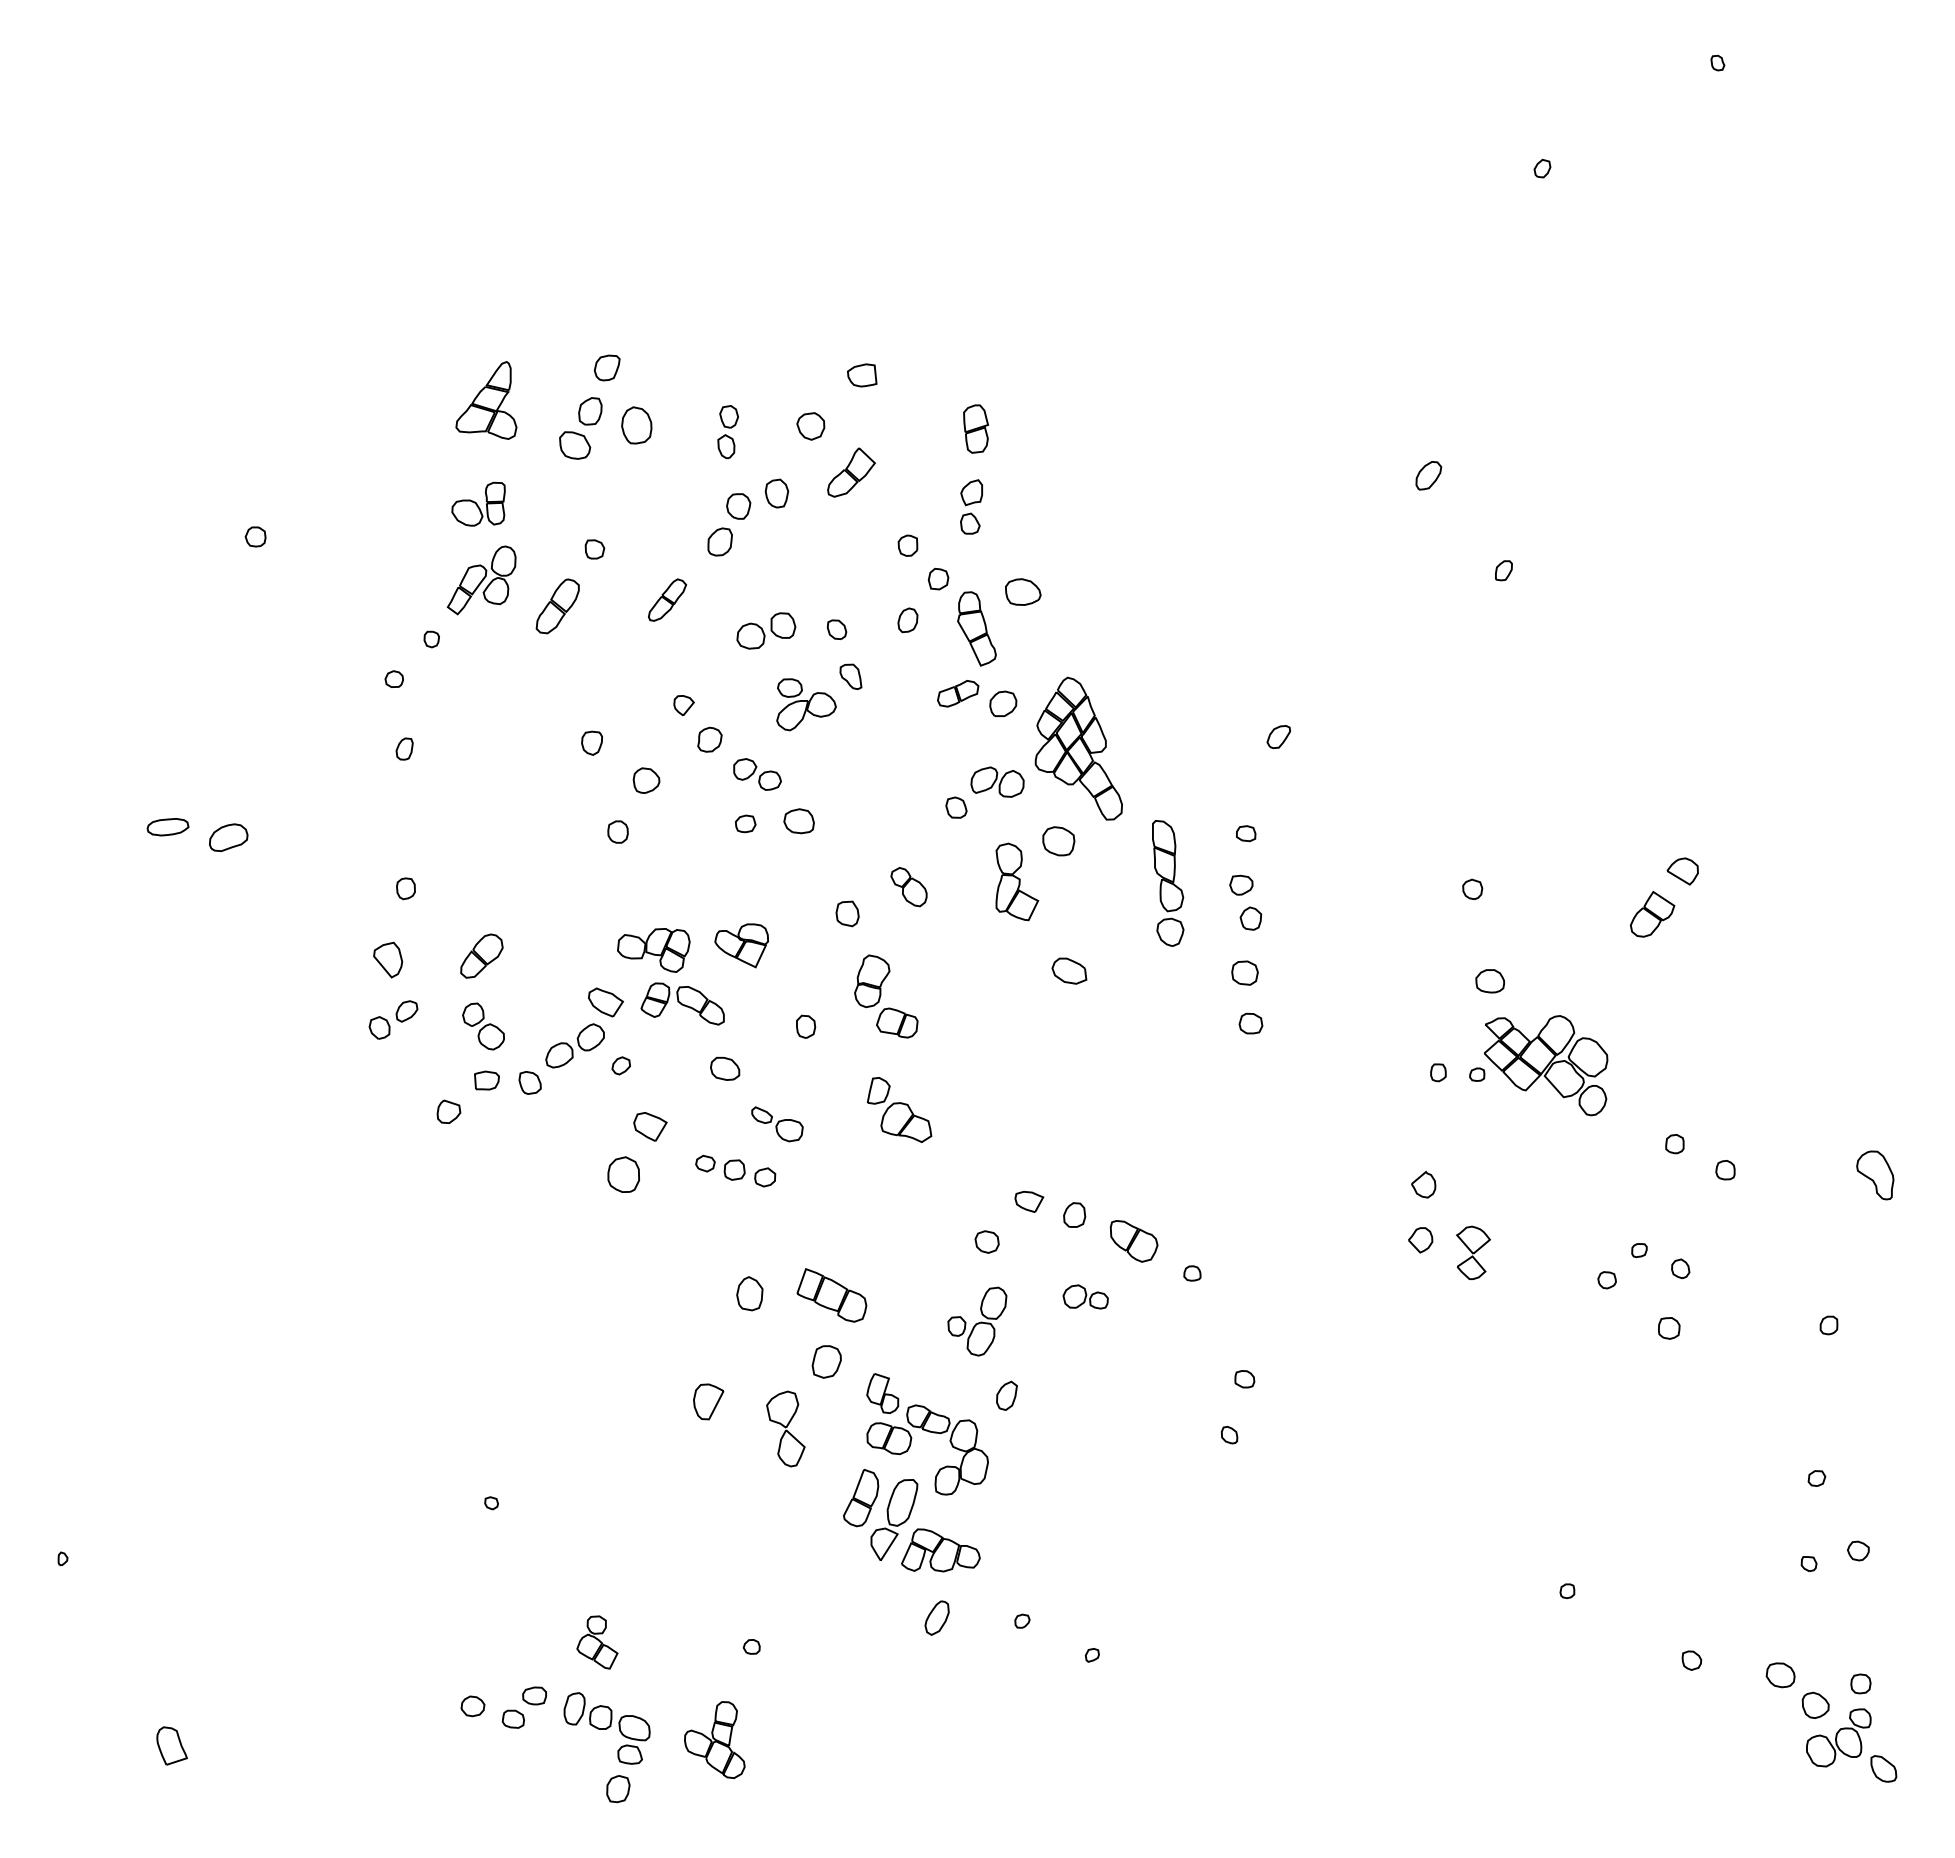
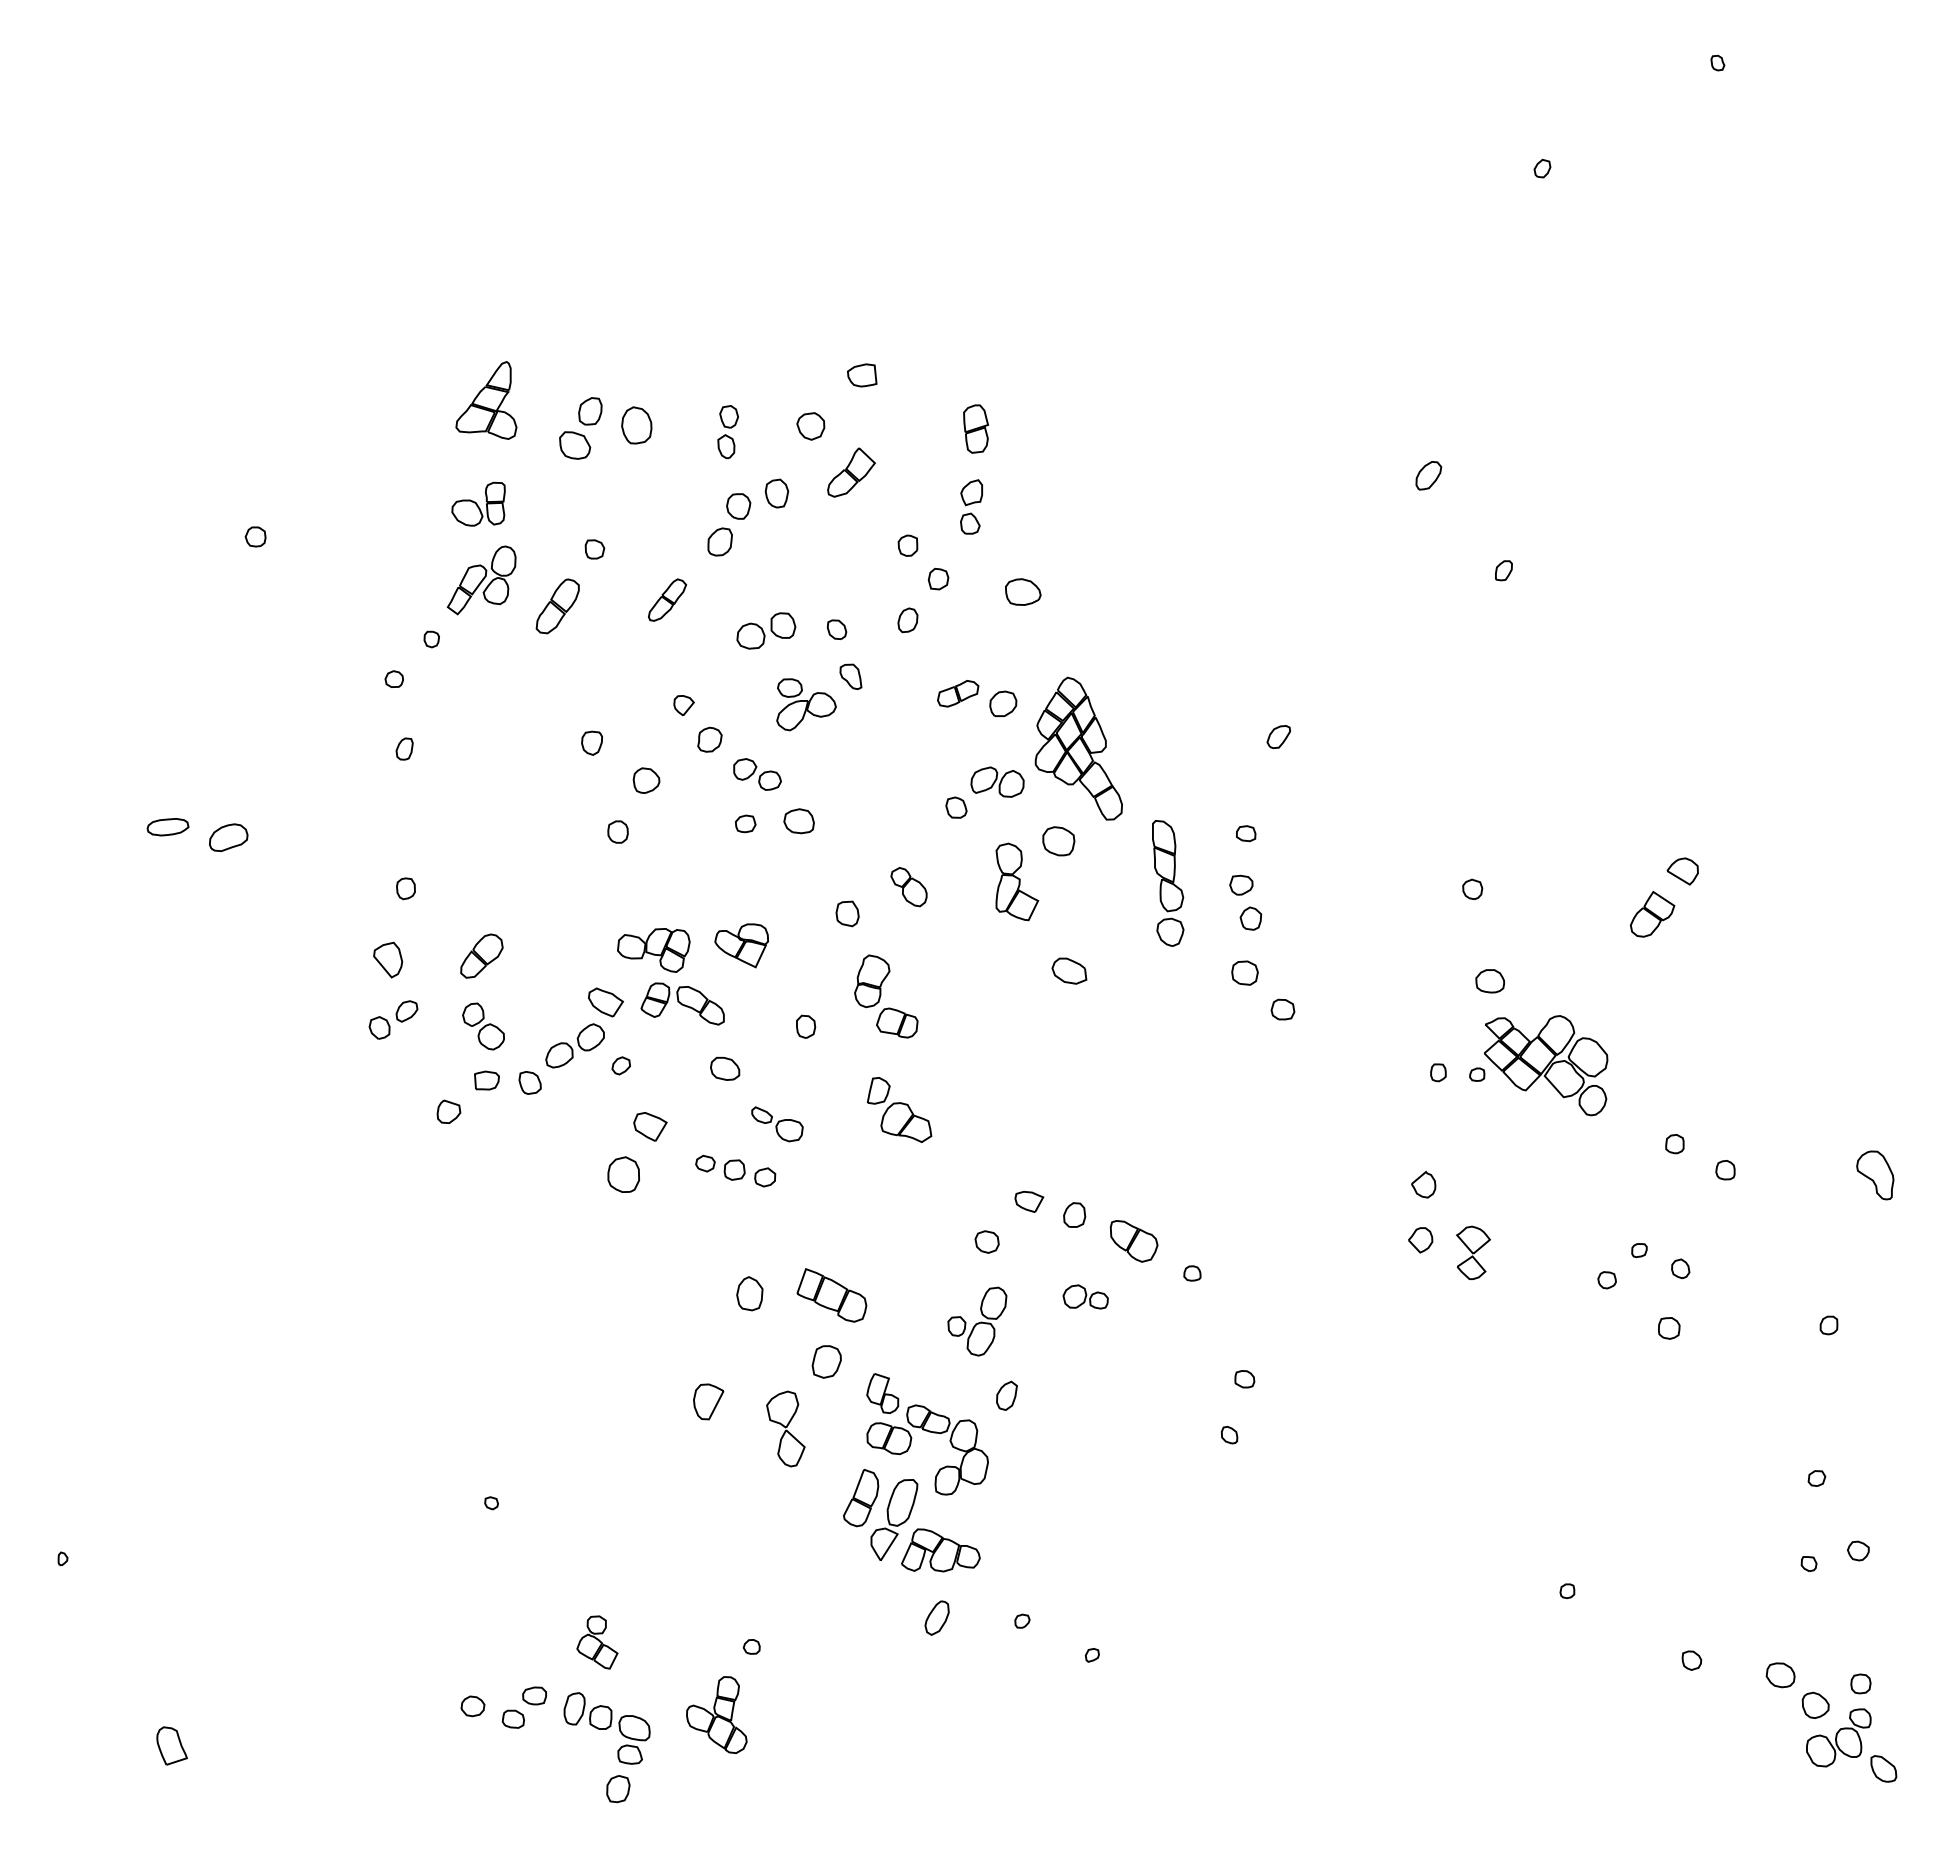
part: present -> none (606, 367)
part: present -> none (976, 628)
part position: (1250, 1023) -> (1282, 1009) (1282, 1009)
part position: (714, 1739) -> (716, 1714) (716, 1714)
